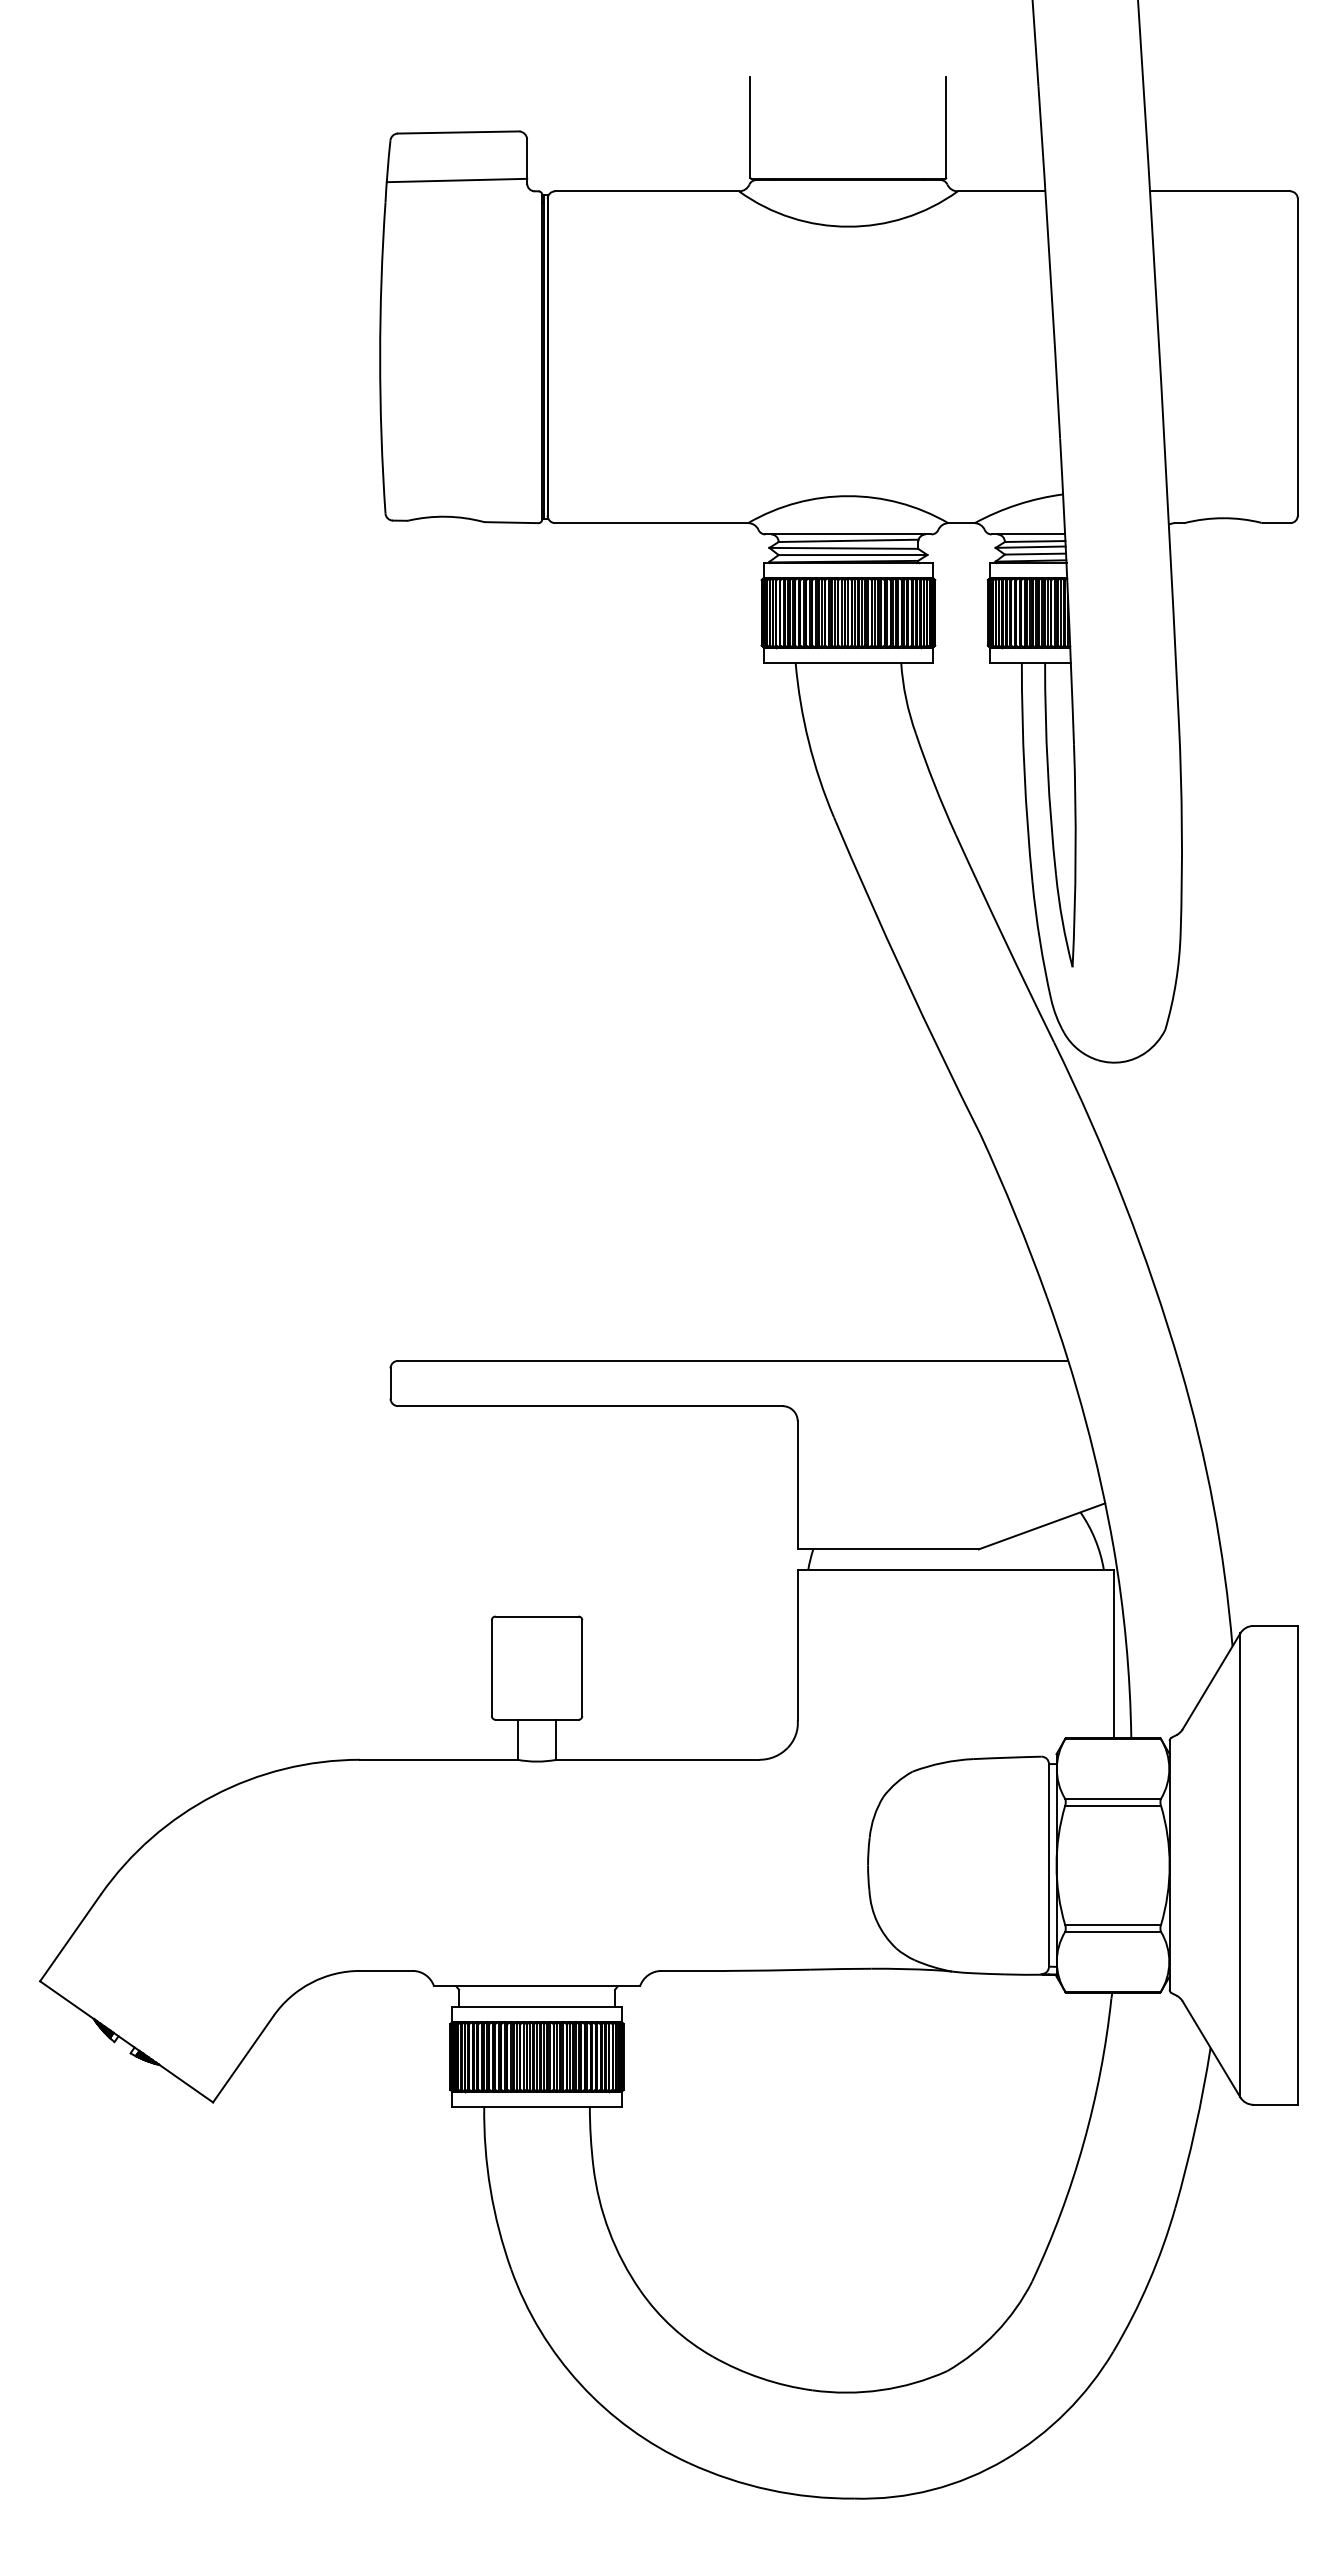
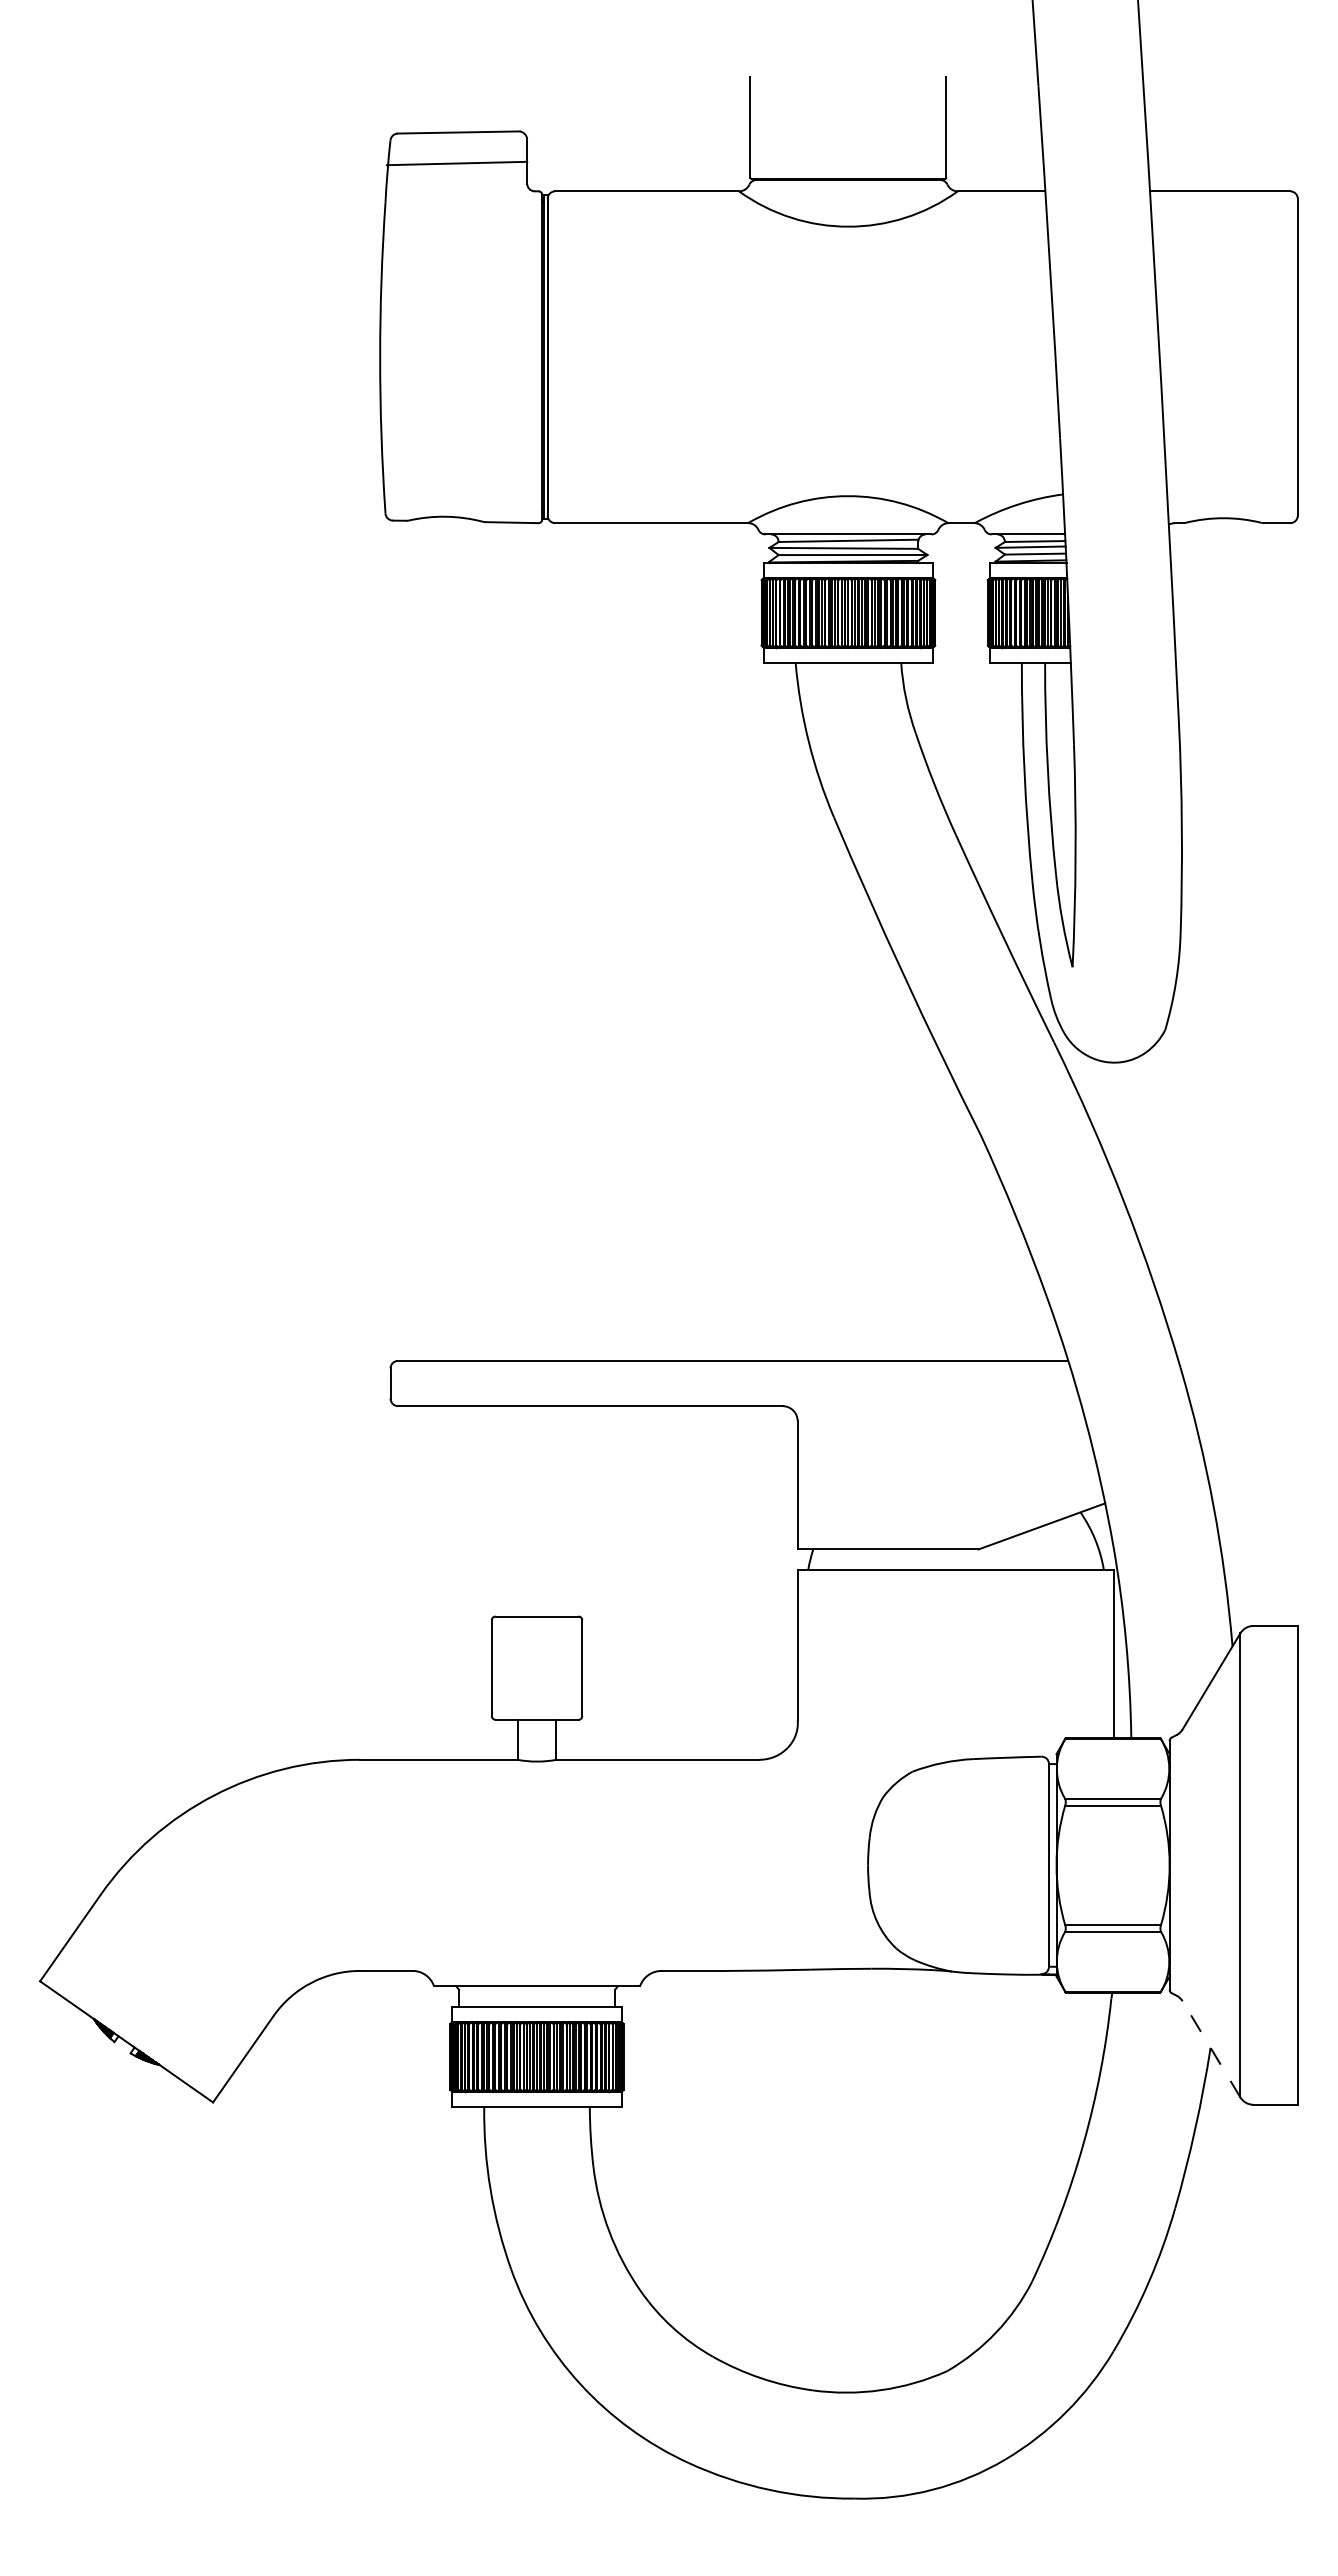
line position: (456, 180) -> (456, 163) (456, 163)
line: solid -> dashed (1211, 2048)
